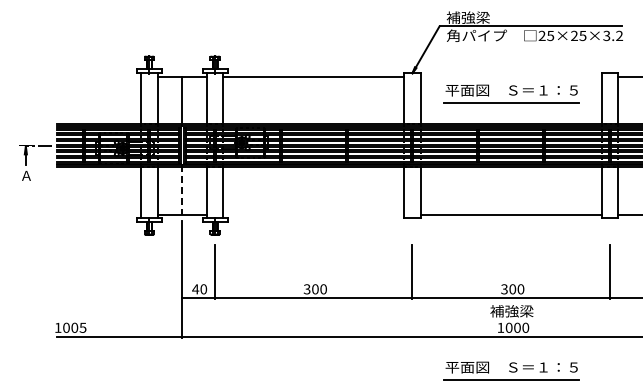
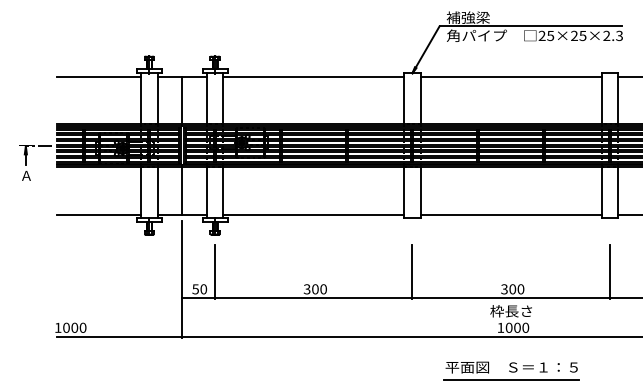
text: 25×25×3.2 -> 25×25×2.3 (613, 36)
line: none -> present (99, 76)
line: none -> present (510, 76)
part: present -> none (511, 93)
line: dashed -> solid (182, 190)
line: none -> present (99, 214)
line: none -> present (313, 214)
text: 40 -> 50 (195, 289)
text: 補強梁 -> 枠長さ (511, 311)
text: 1005 -> 1000 (82, 327)
